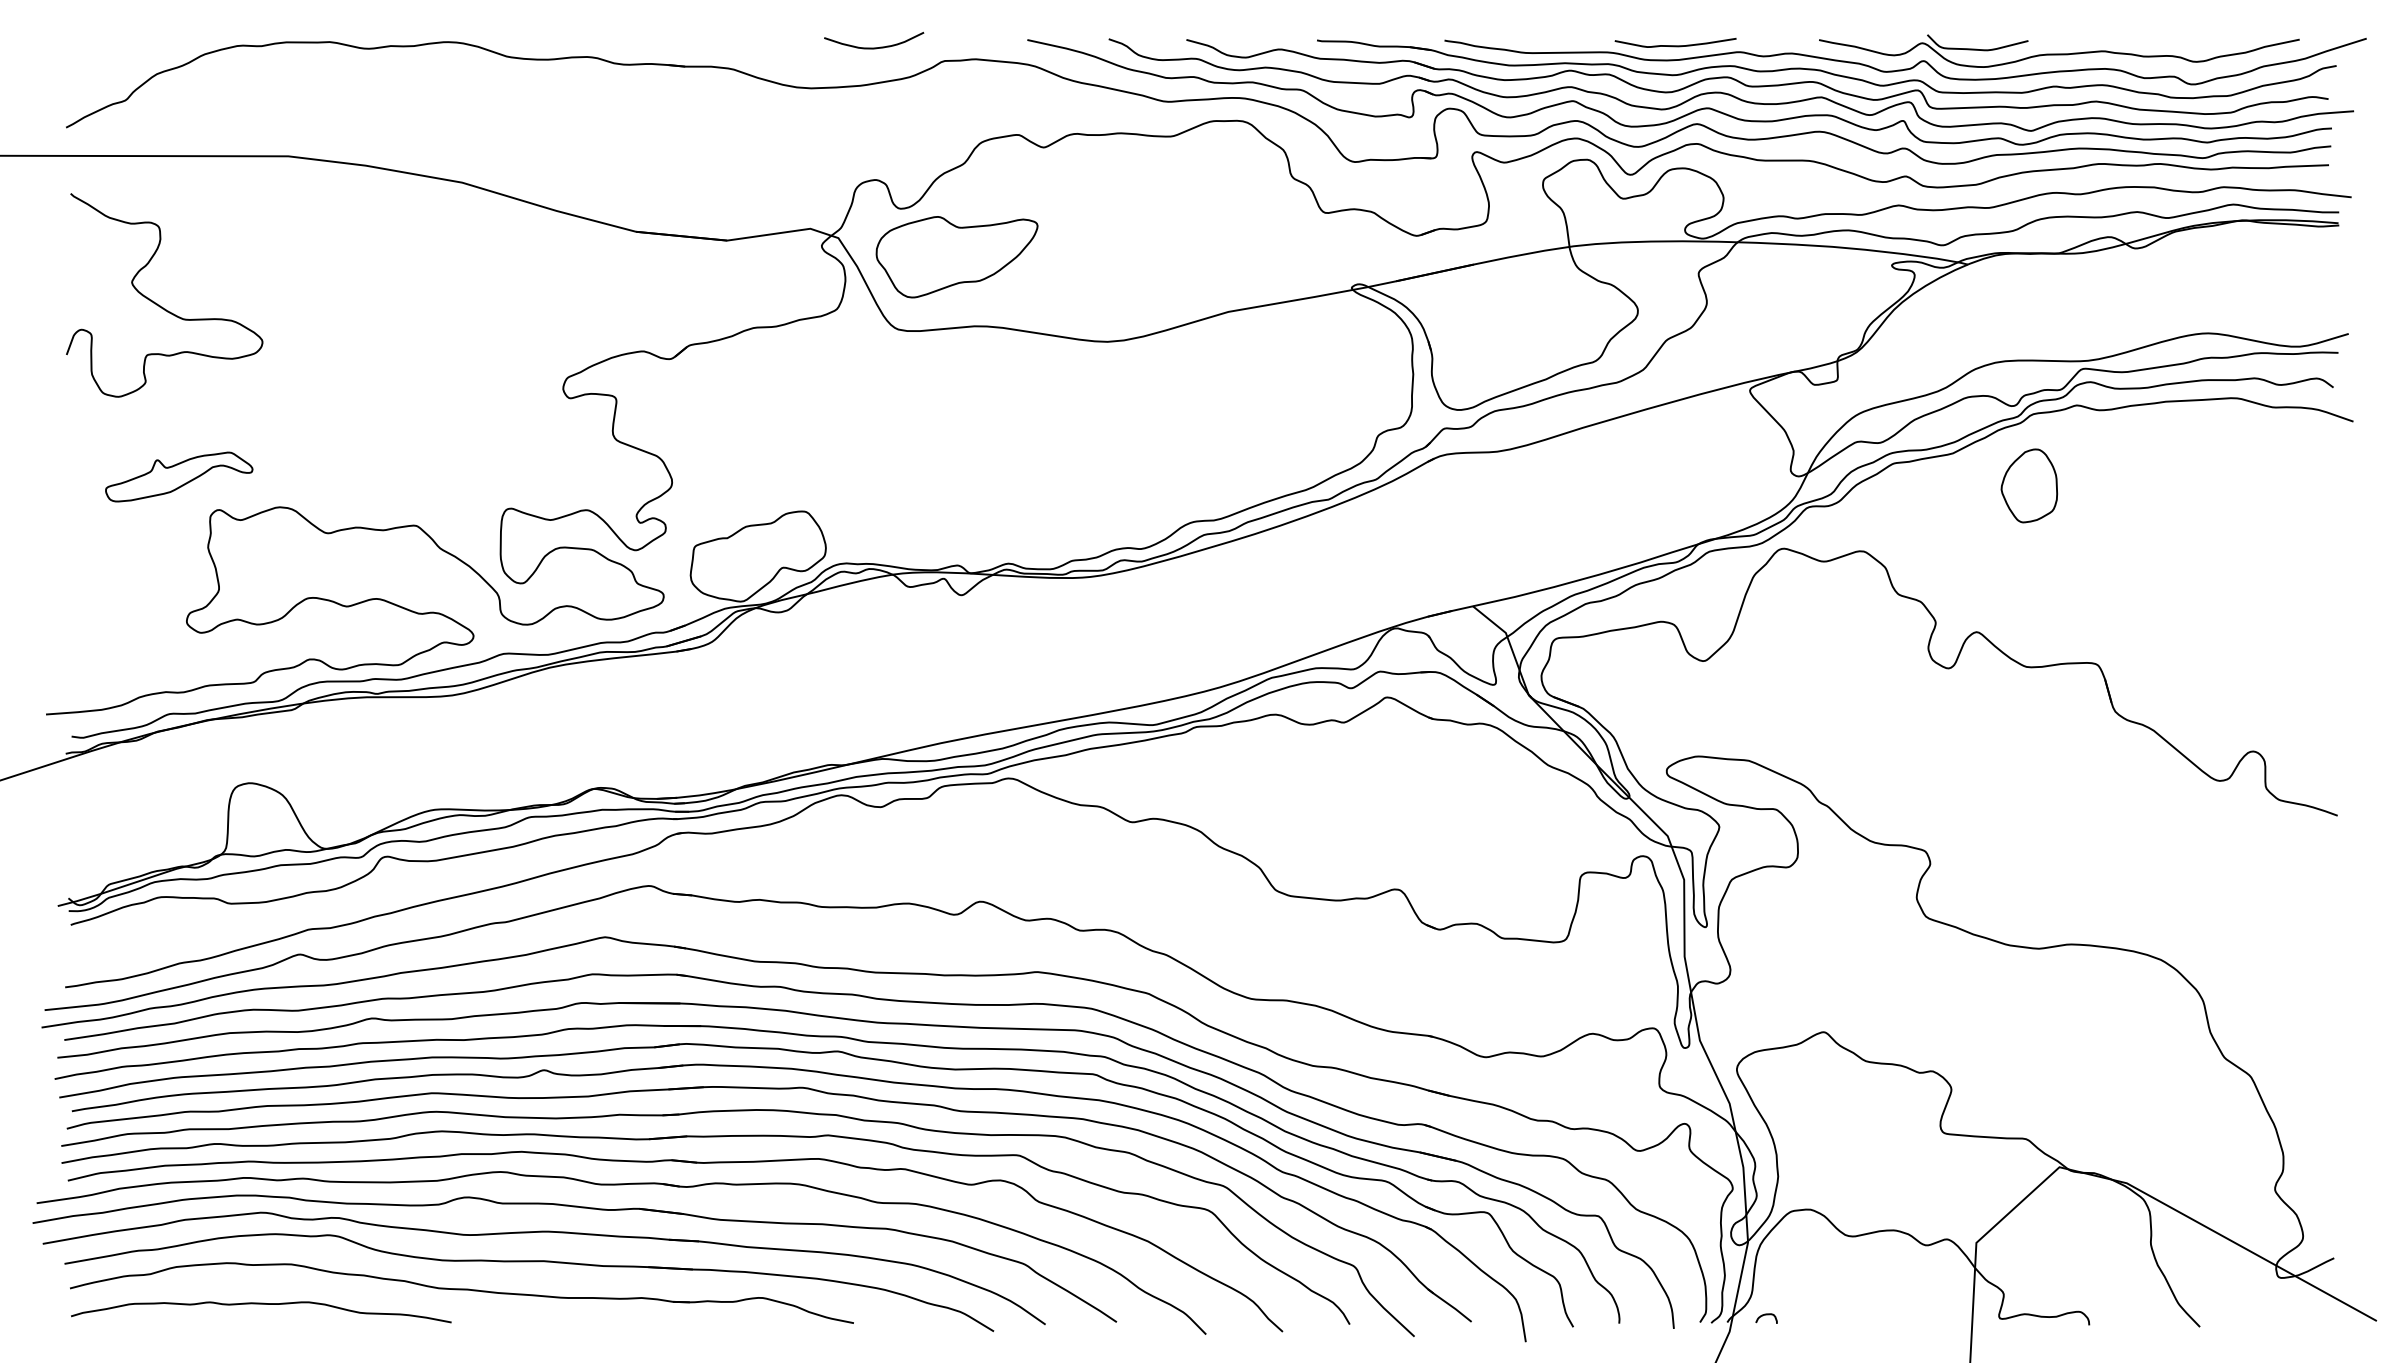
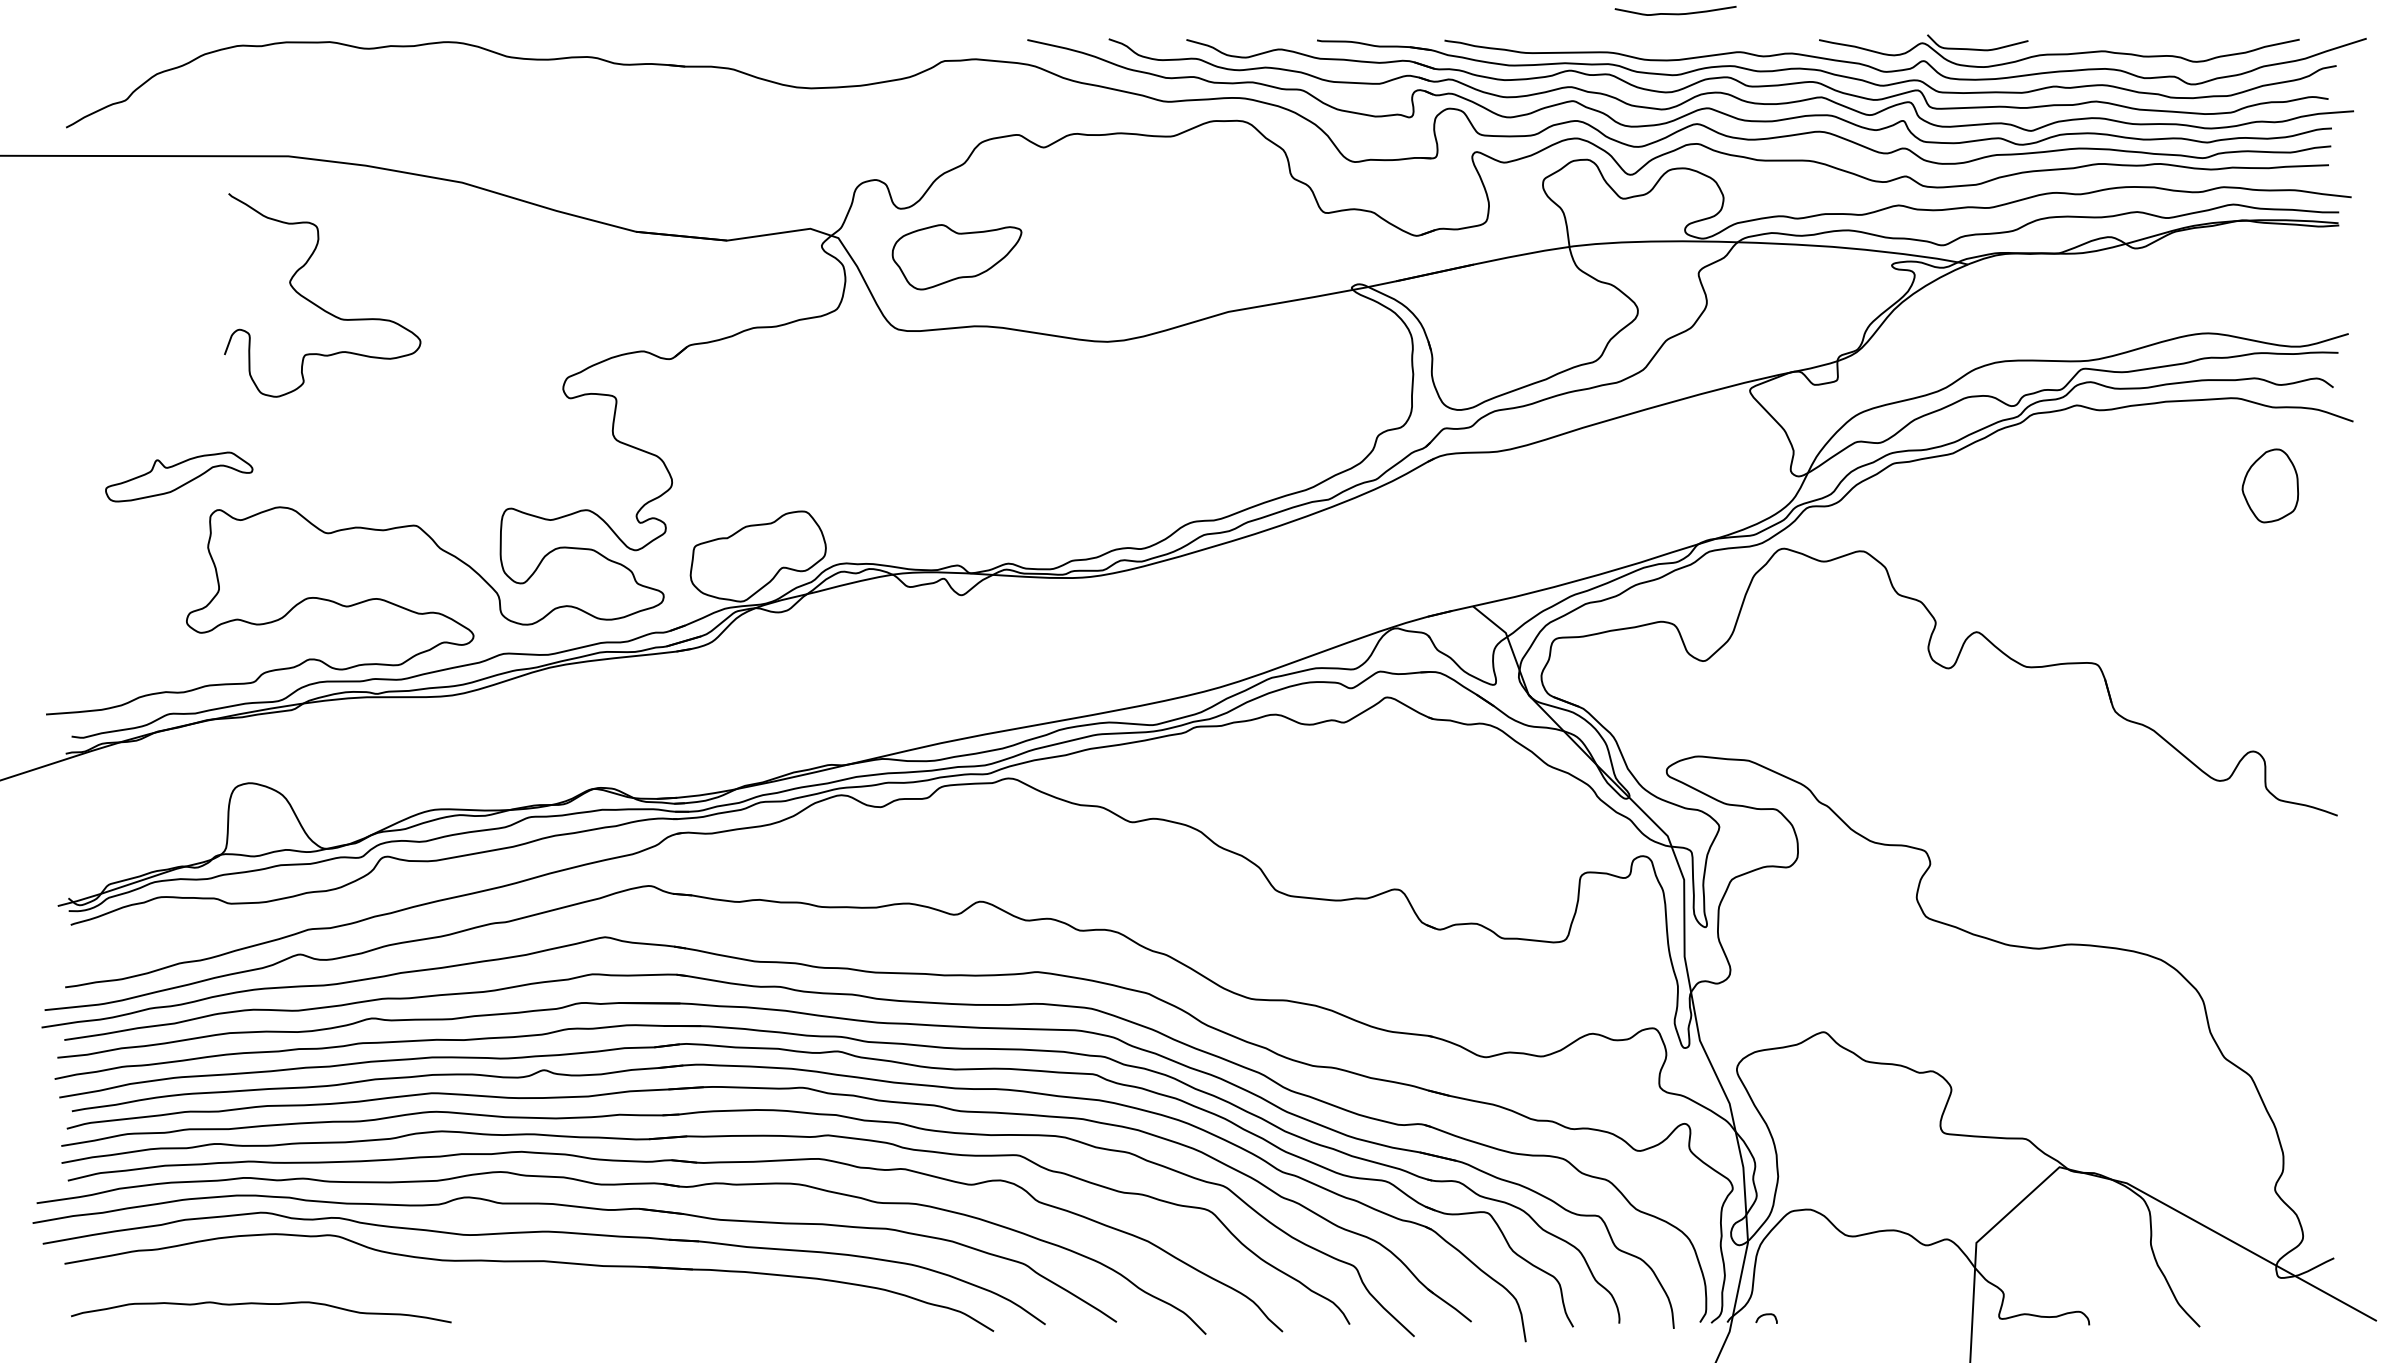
curve position: (1675, 45) -> (1675, 13) (1675, 13)
curve: present -> none (874, 47)
part size: 164x83 px -> 132x67 px (956, 257)
curve position: (157, 303) -> (315, 303) (315, 303)
part position: (2029, 485) -> (2270, 485) (2270, 485)
part: present -> none (461, 1292)
